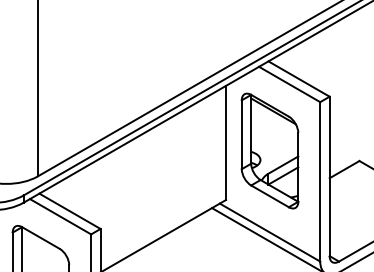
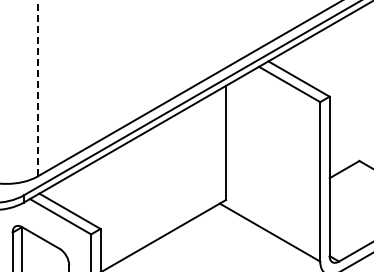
line: solid -> dashed (37, 88)
part: present -> none (269, 150)
line: present -> none (264, 238)
